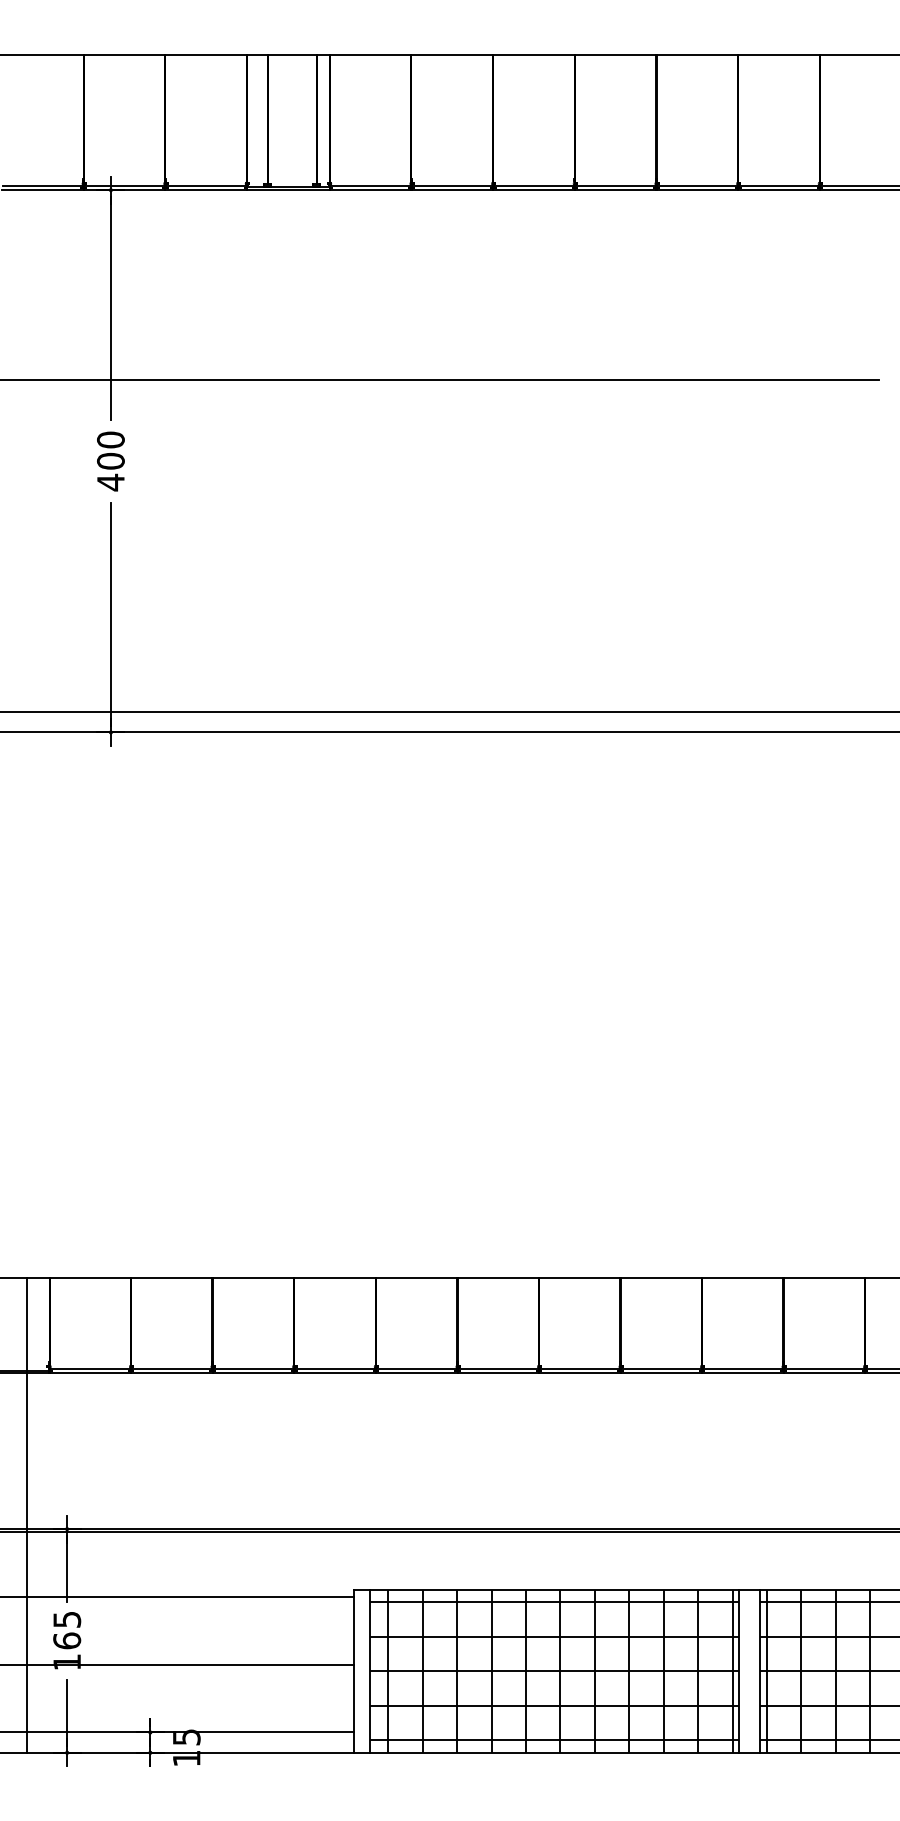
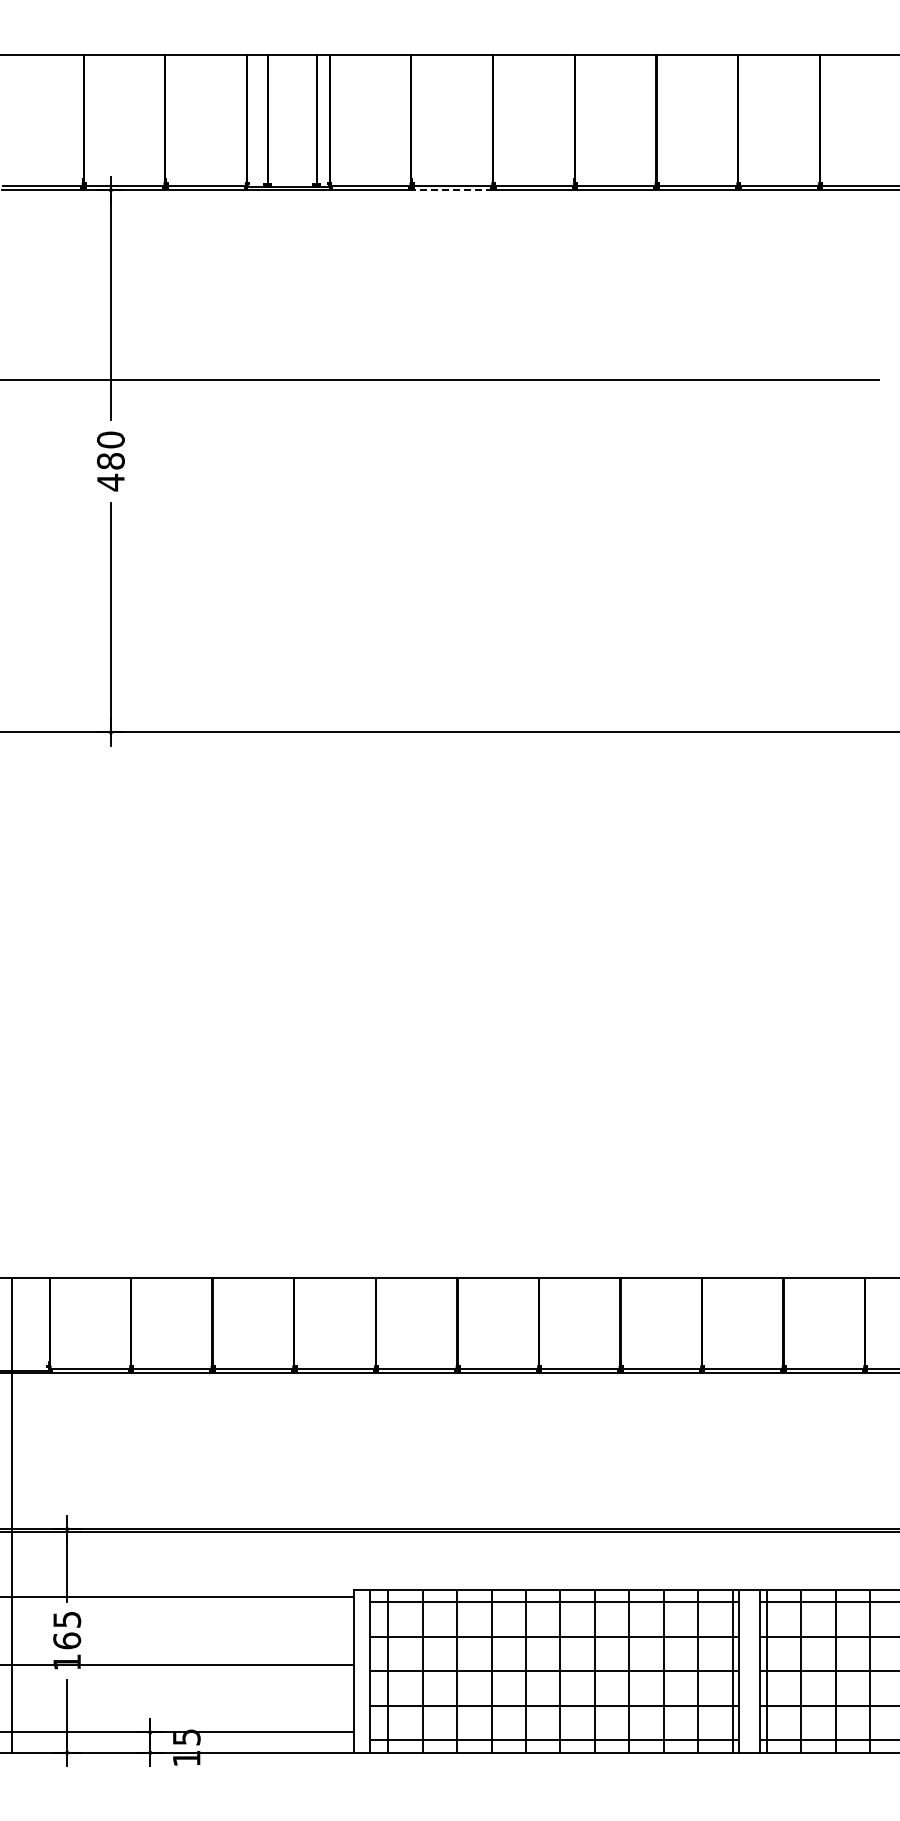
line: solid -> dashed (452, 190)
text: 400 -> 480 (110, 460)
line: present -> none (449, 712)
line position: (26, 1515) -> (11, 1515) (11, 1515)
